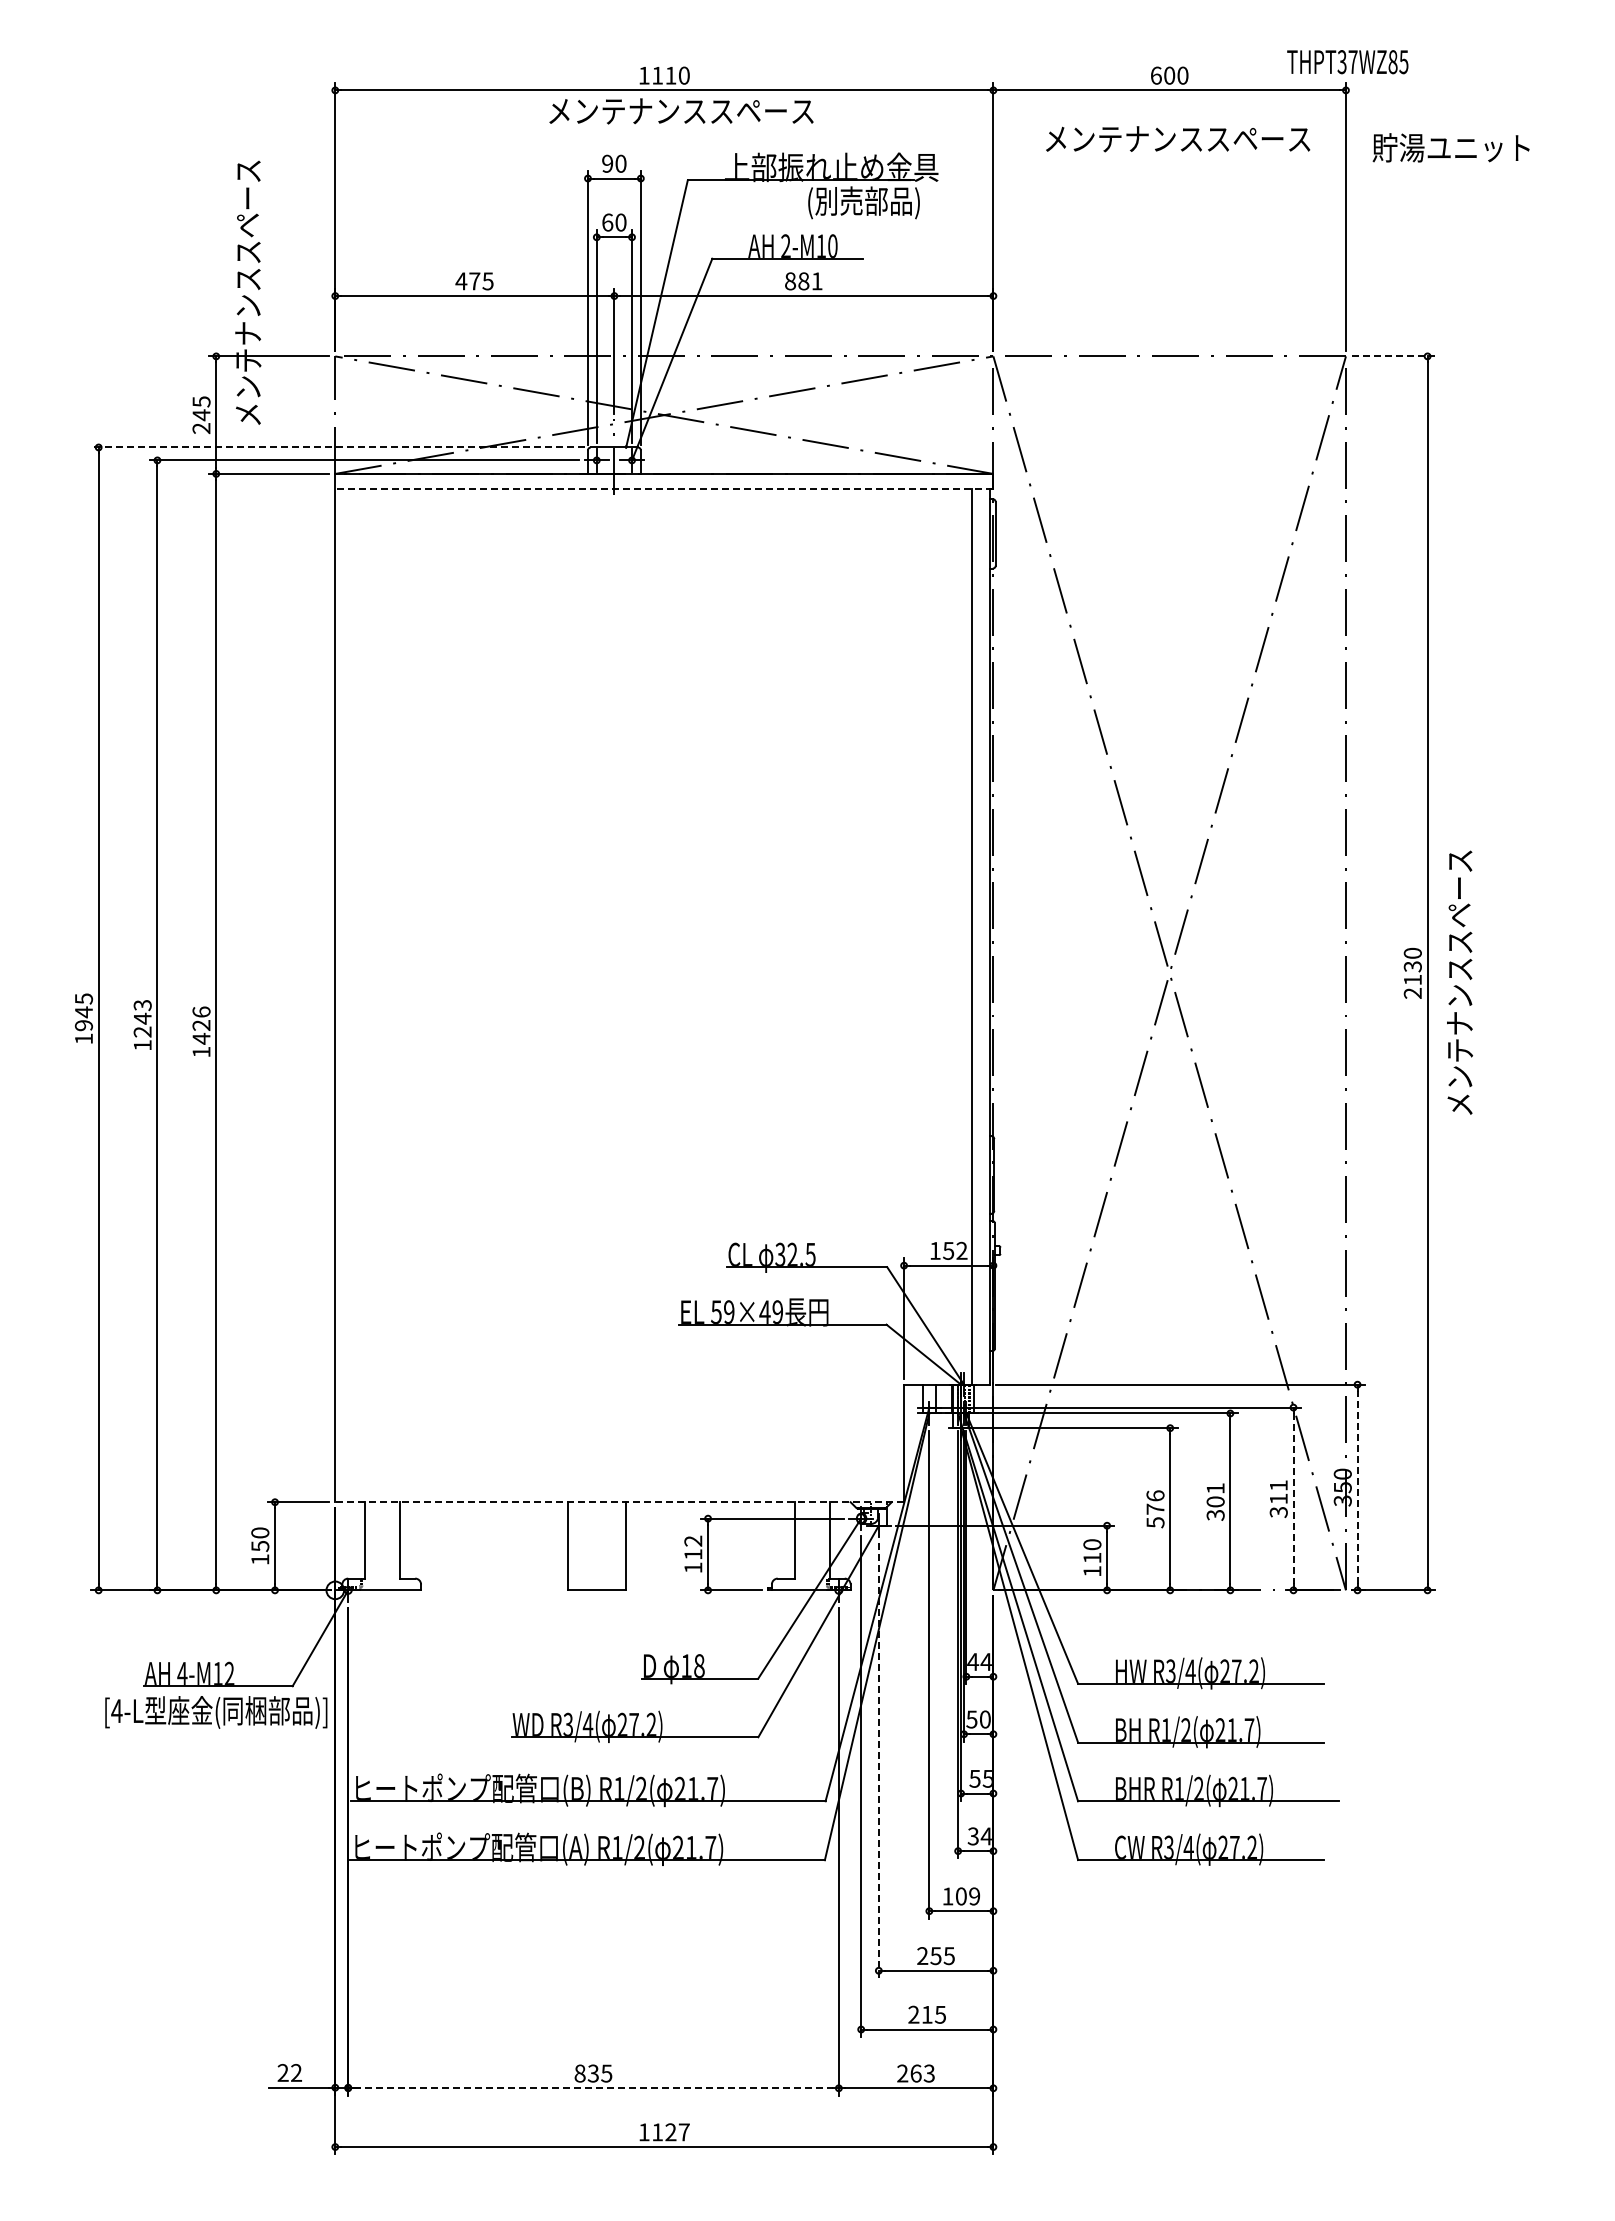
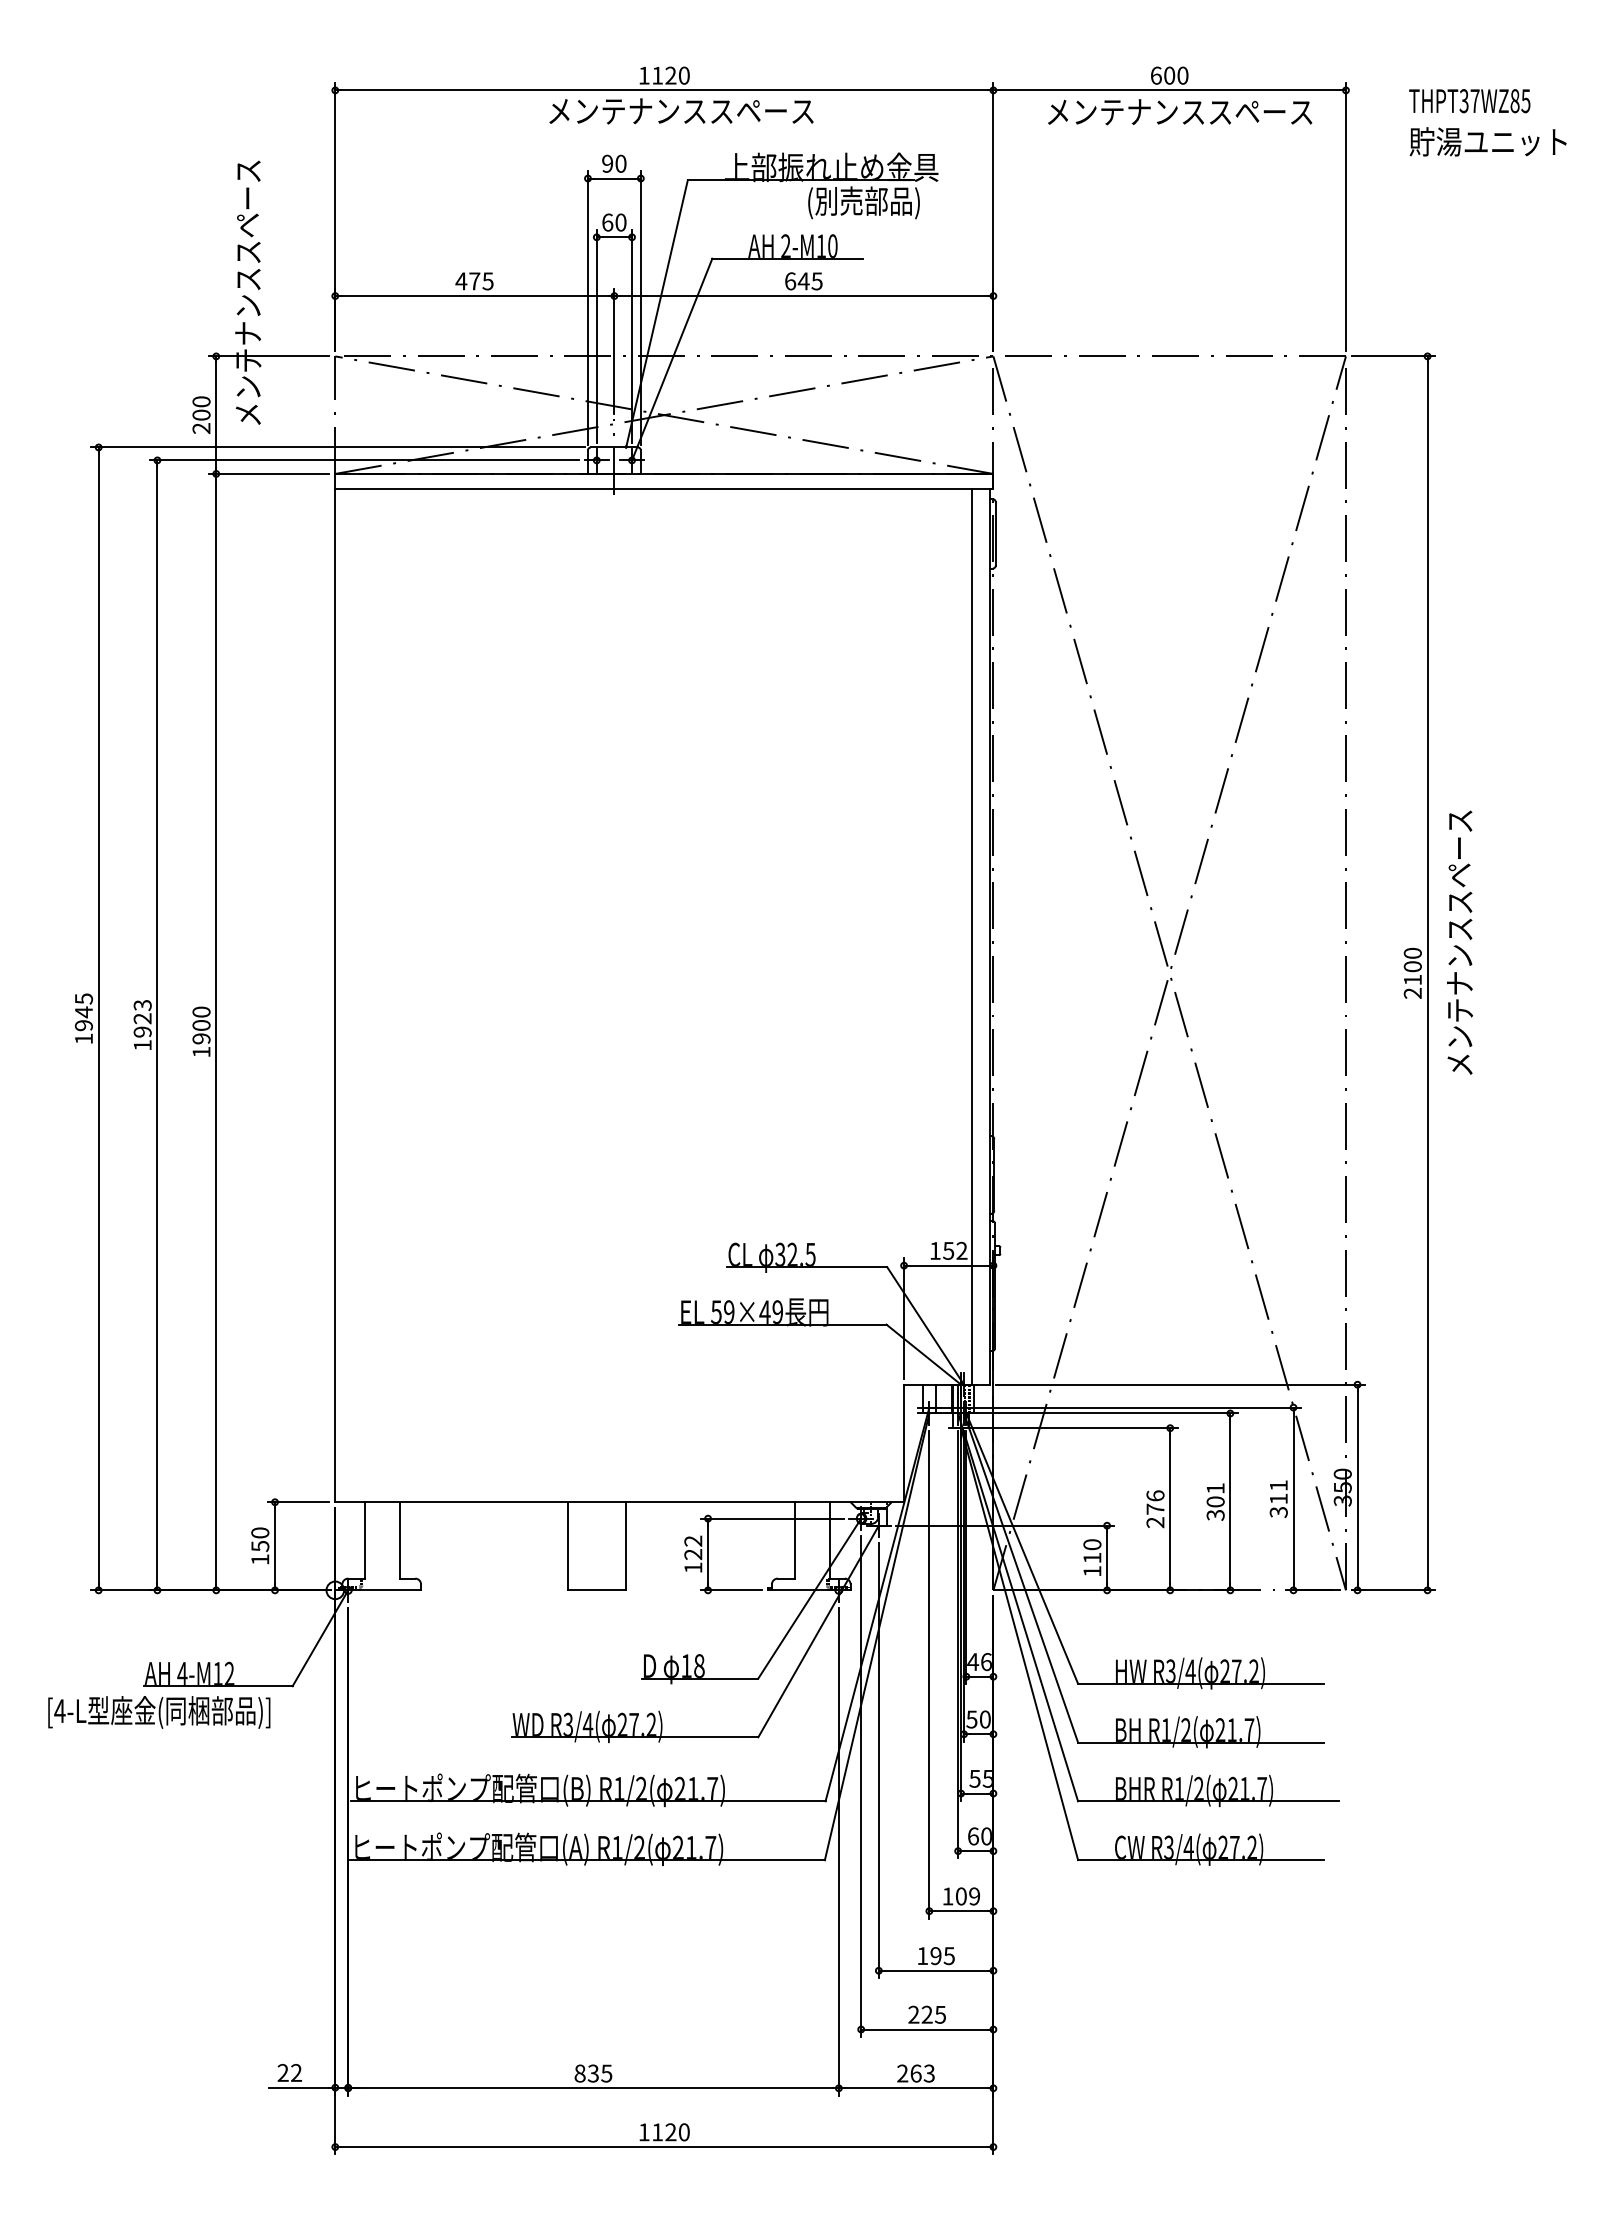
text position: (1347, 62) -> (1469, 101) (1469, 101)
text: 1110 -> 1120 (670, 75)
text position: (1178, 139) -> (1180, 112) (1180, 112)
text position: (1450, 147) -> (1487, 141) (1487, 141)
text: 881 -> 645 (803, 281)
line: dashed -> solid (1393, 356)
text: 245 -> 200 (201, 408)
line: dashed -> solid (338, 447)
line: dashed -> solid (663, 489)
text: 2130 -> 2100 (1412, 966)
text position: (1460, 982) -> (1460, 942) (1460, 942)
text: 1243 -> 1923 (142, 1024)
text: 1426 -> 1900 (201, 1025)
line: dashed -> solid (1357, 1487)
line: dashed -> solid (1293, 1499)
line: dashed -> solid (619, 1502)
text: 576 -> 276 (1155, 1522)
text: 112 -> 122 (693, 1554)
text: 44 -> 46 (985, 1662)
text position: (216, 1712) -> (159, 1712) (159, 1712)
line: dashed -> solid (878, 1761)
text: 34 -> 60 (979, 1836)
text: 255 -> 195 (929, 1956)
text: 215 -> 225 (926, 2014)
line: dashed -> solid (594, 2088)
text: 1127 -> 1120 (683, 2132)
